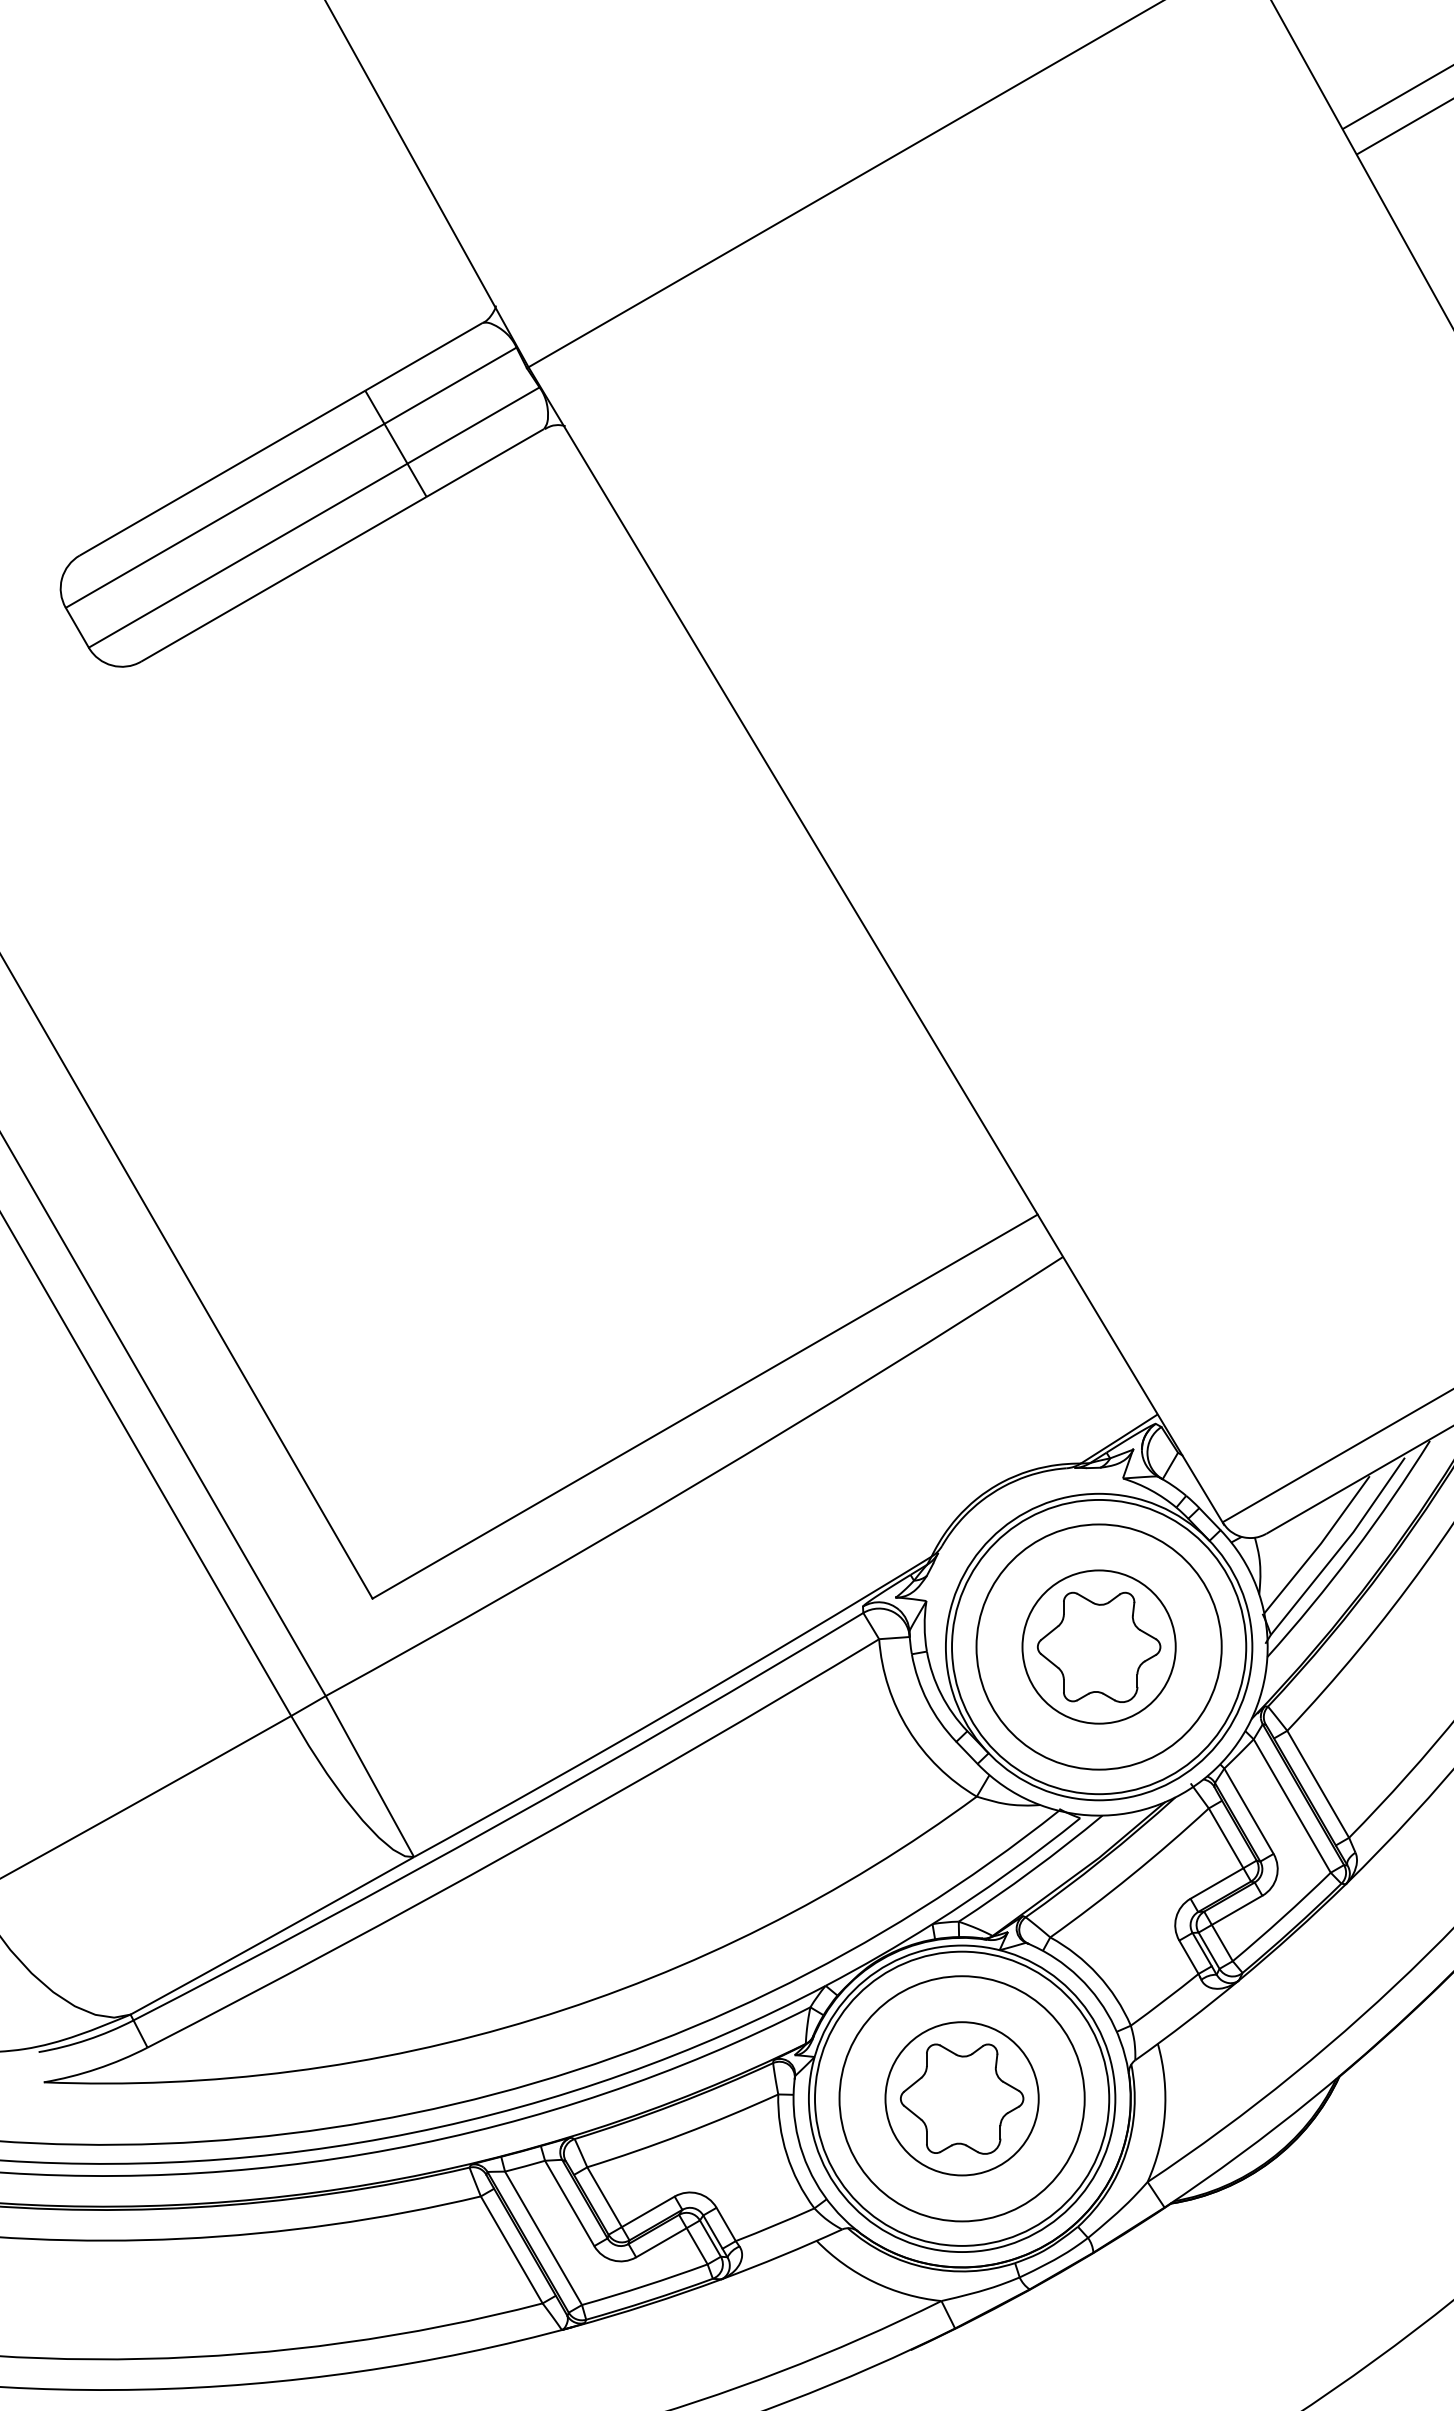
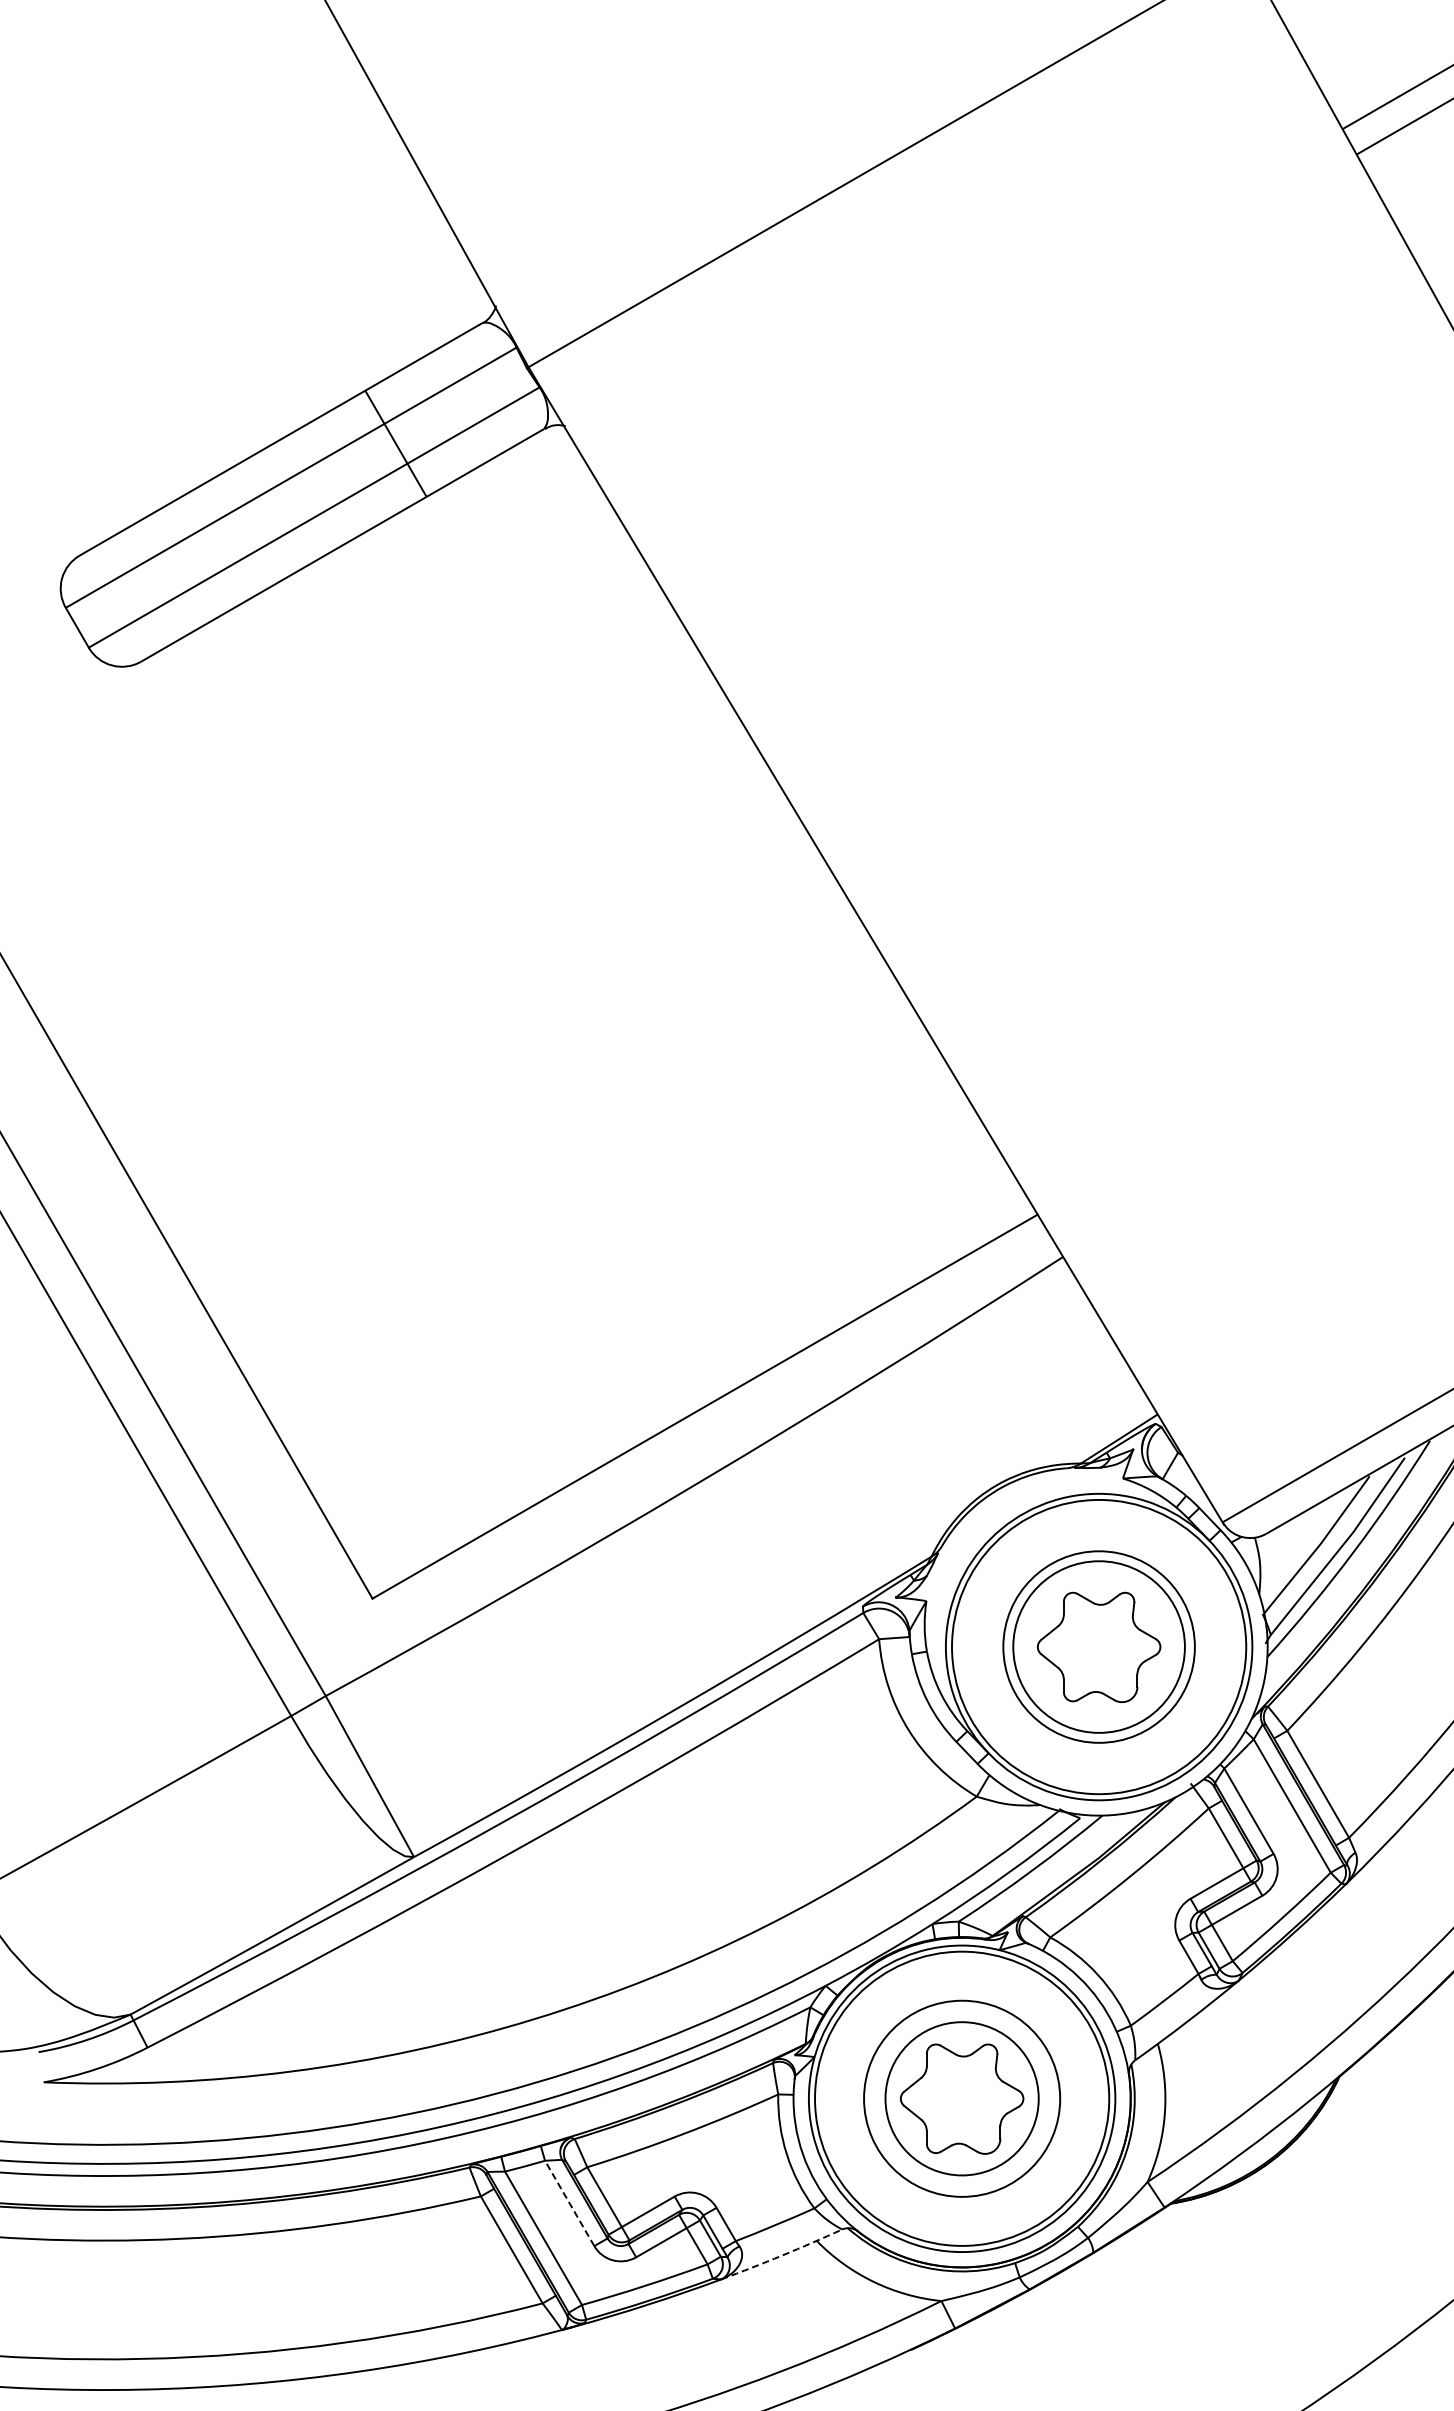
circle diameter: 153 px -> 192 px (1098, 1646)
circle diameter: 245 px -> 172 px (1098, 1646)
circle diameter: 245 px -> 196 px (962, 2098)
line: solid -> dashed (569, 2203)
arc: solid -> dashed (782, 2255)
